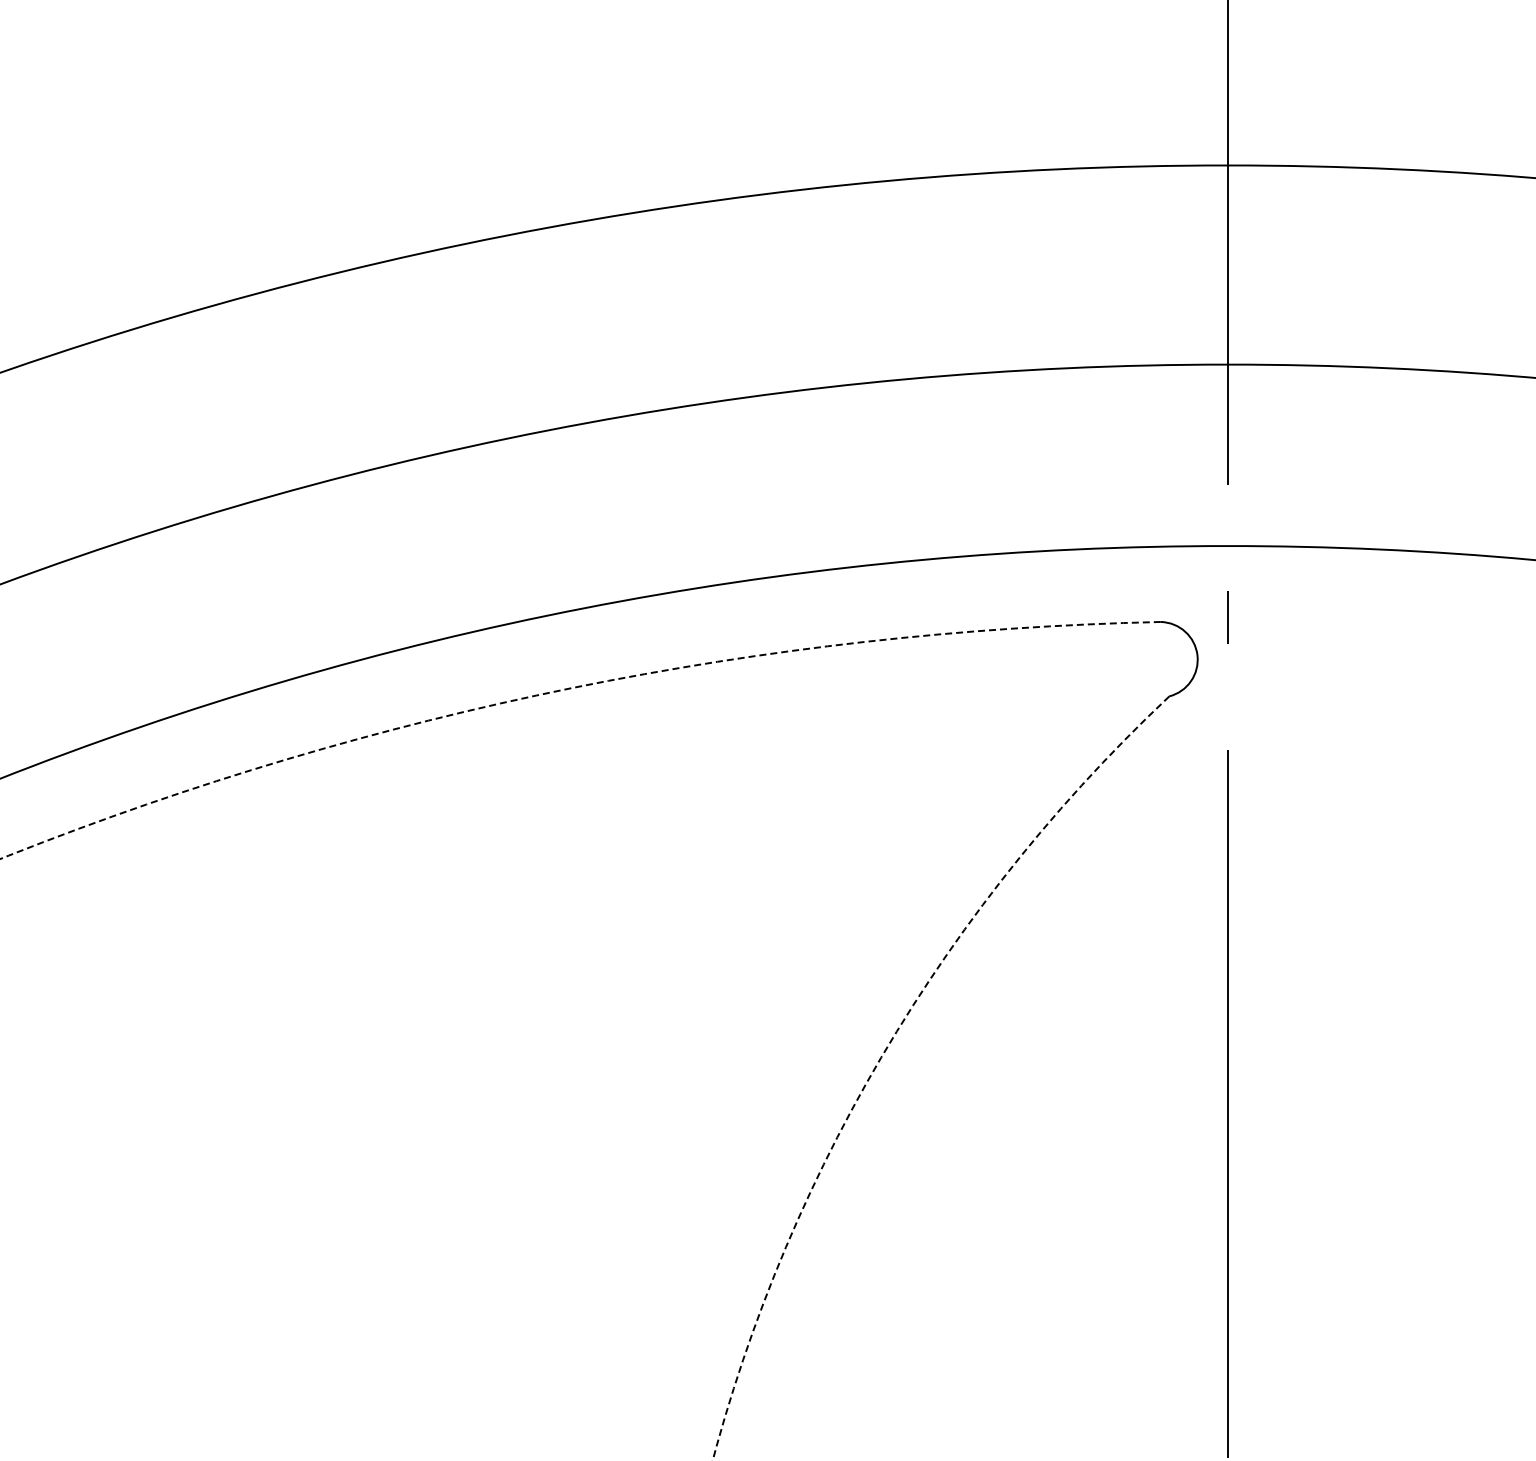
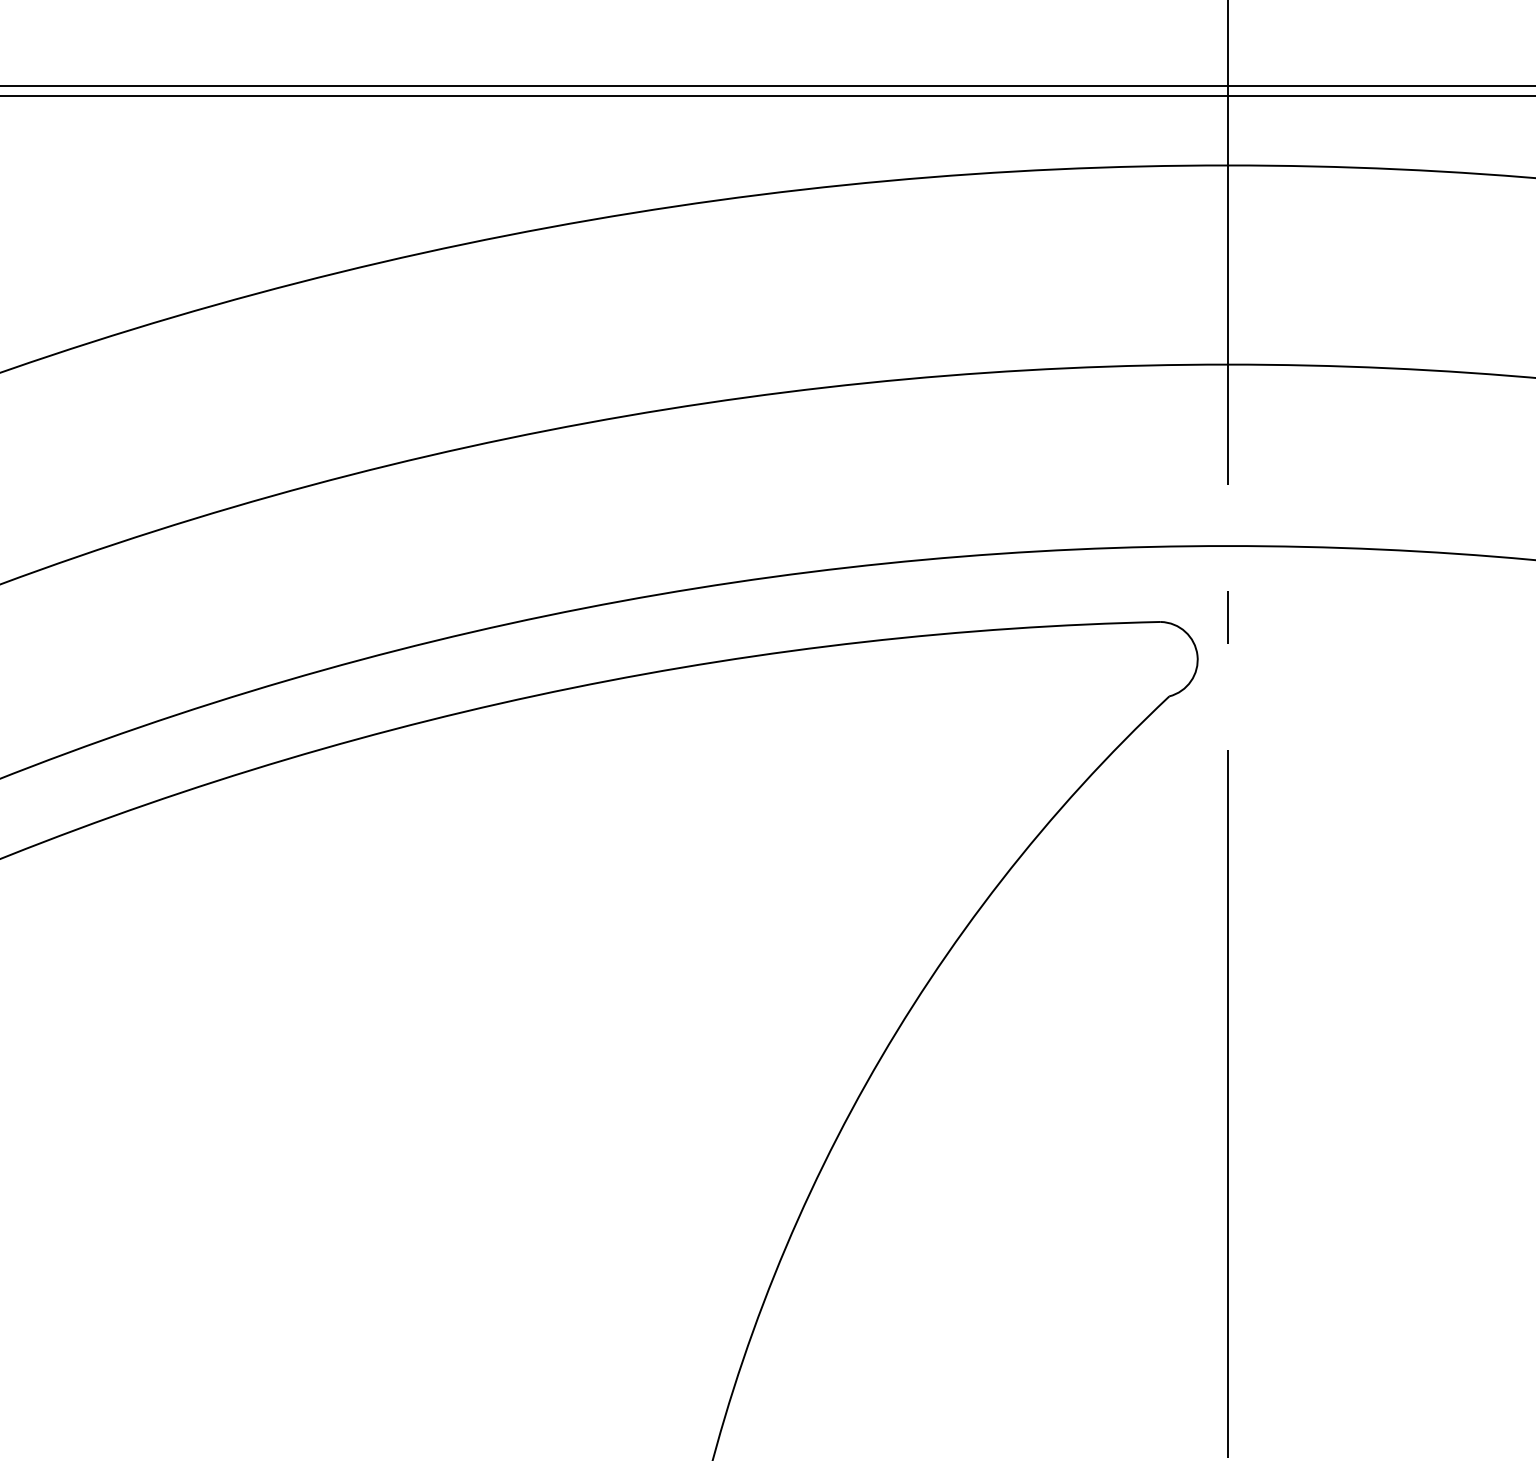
line: none -> present (767, 85)
line: none -> present (767, 96)
arc: dashed -> solid (570, 688)
arc: dashed -> solid (886, 1049)
